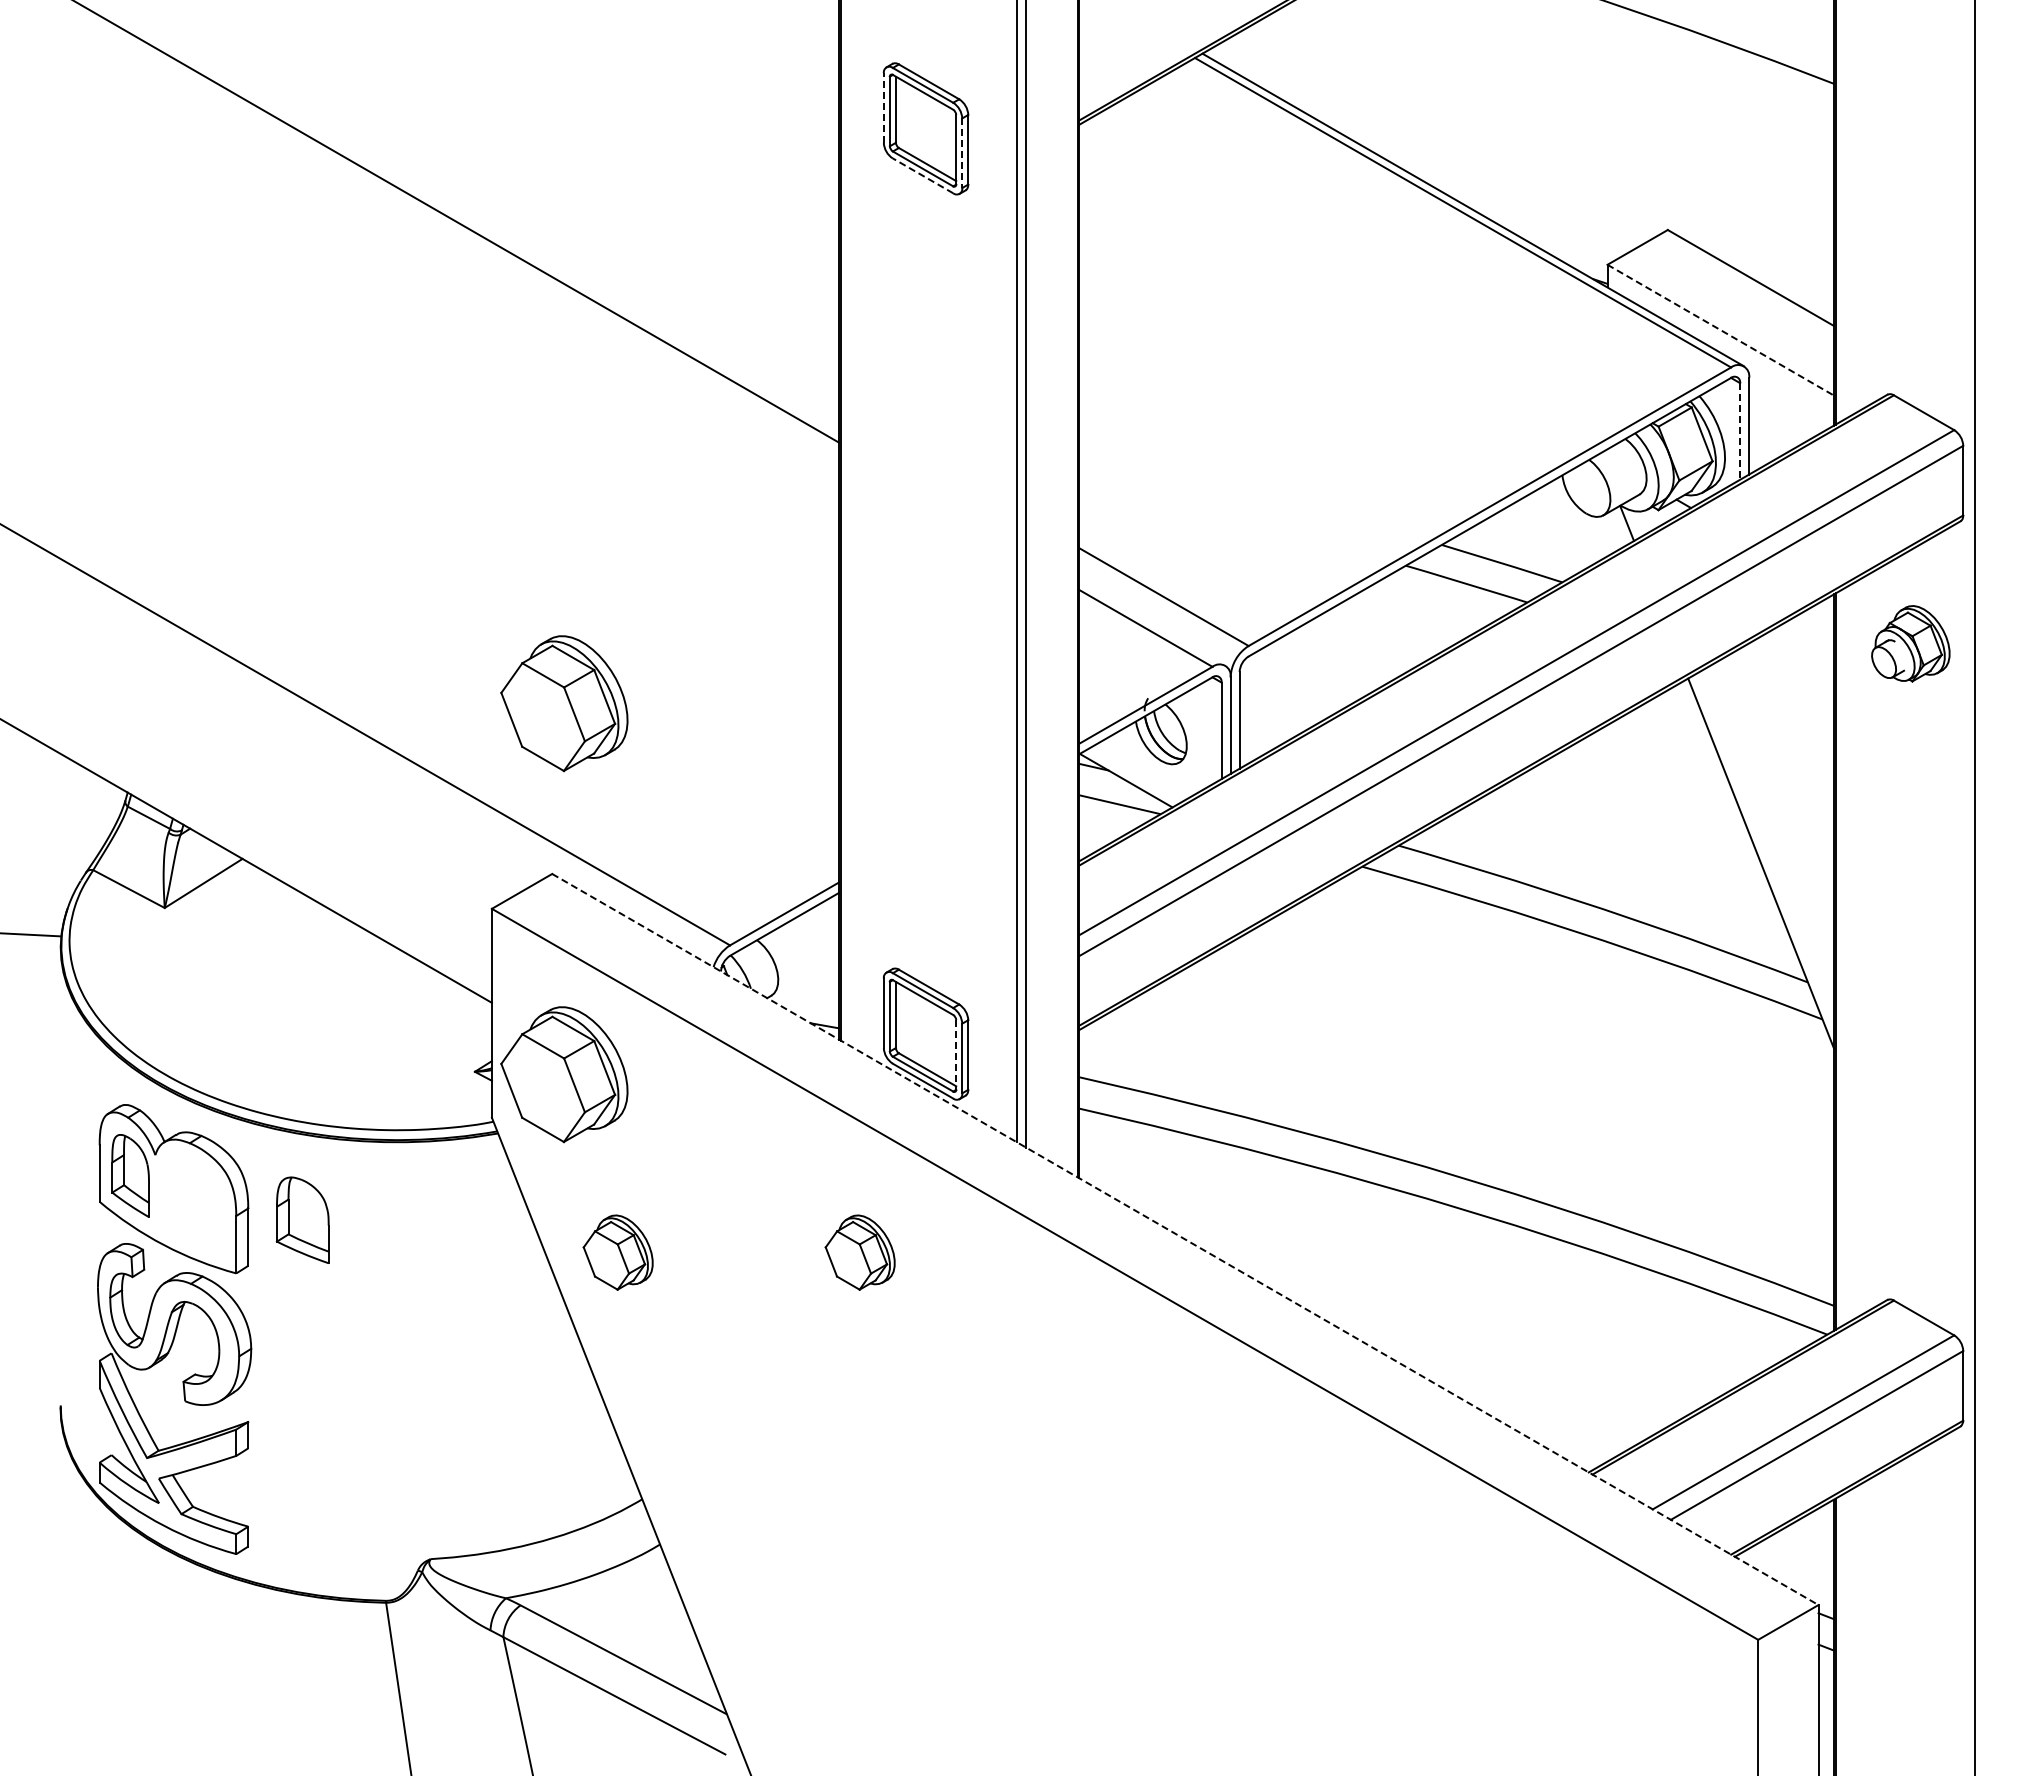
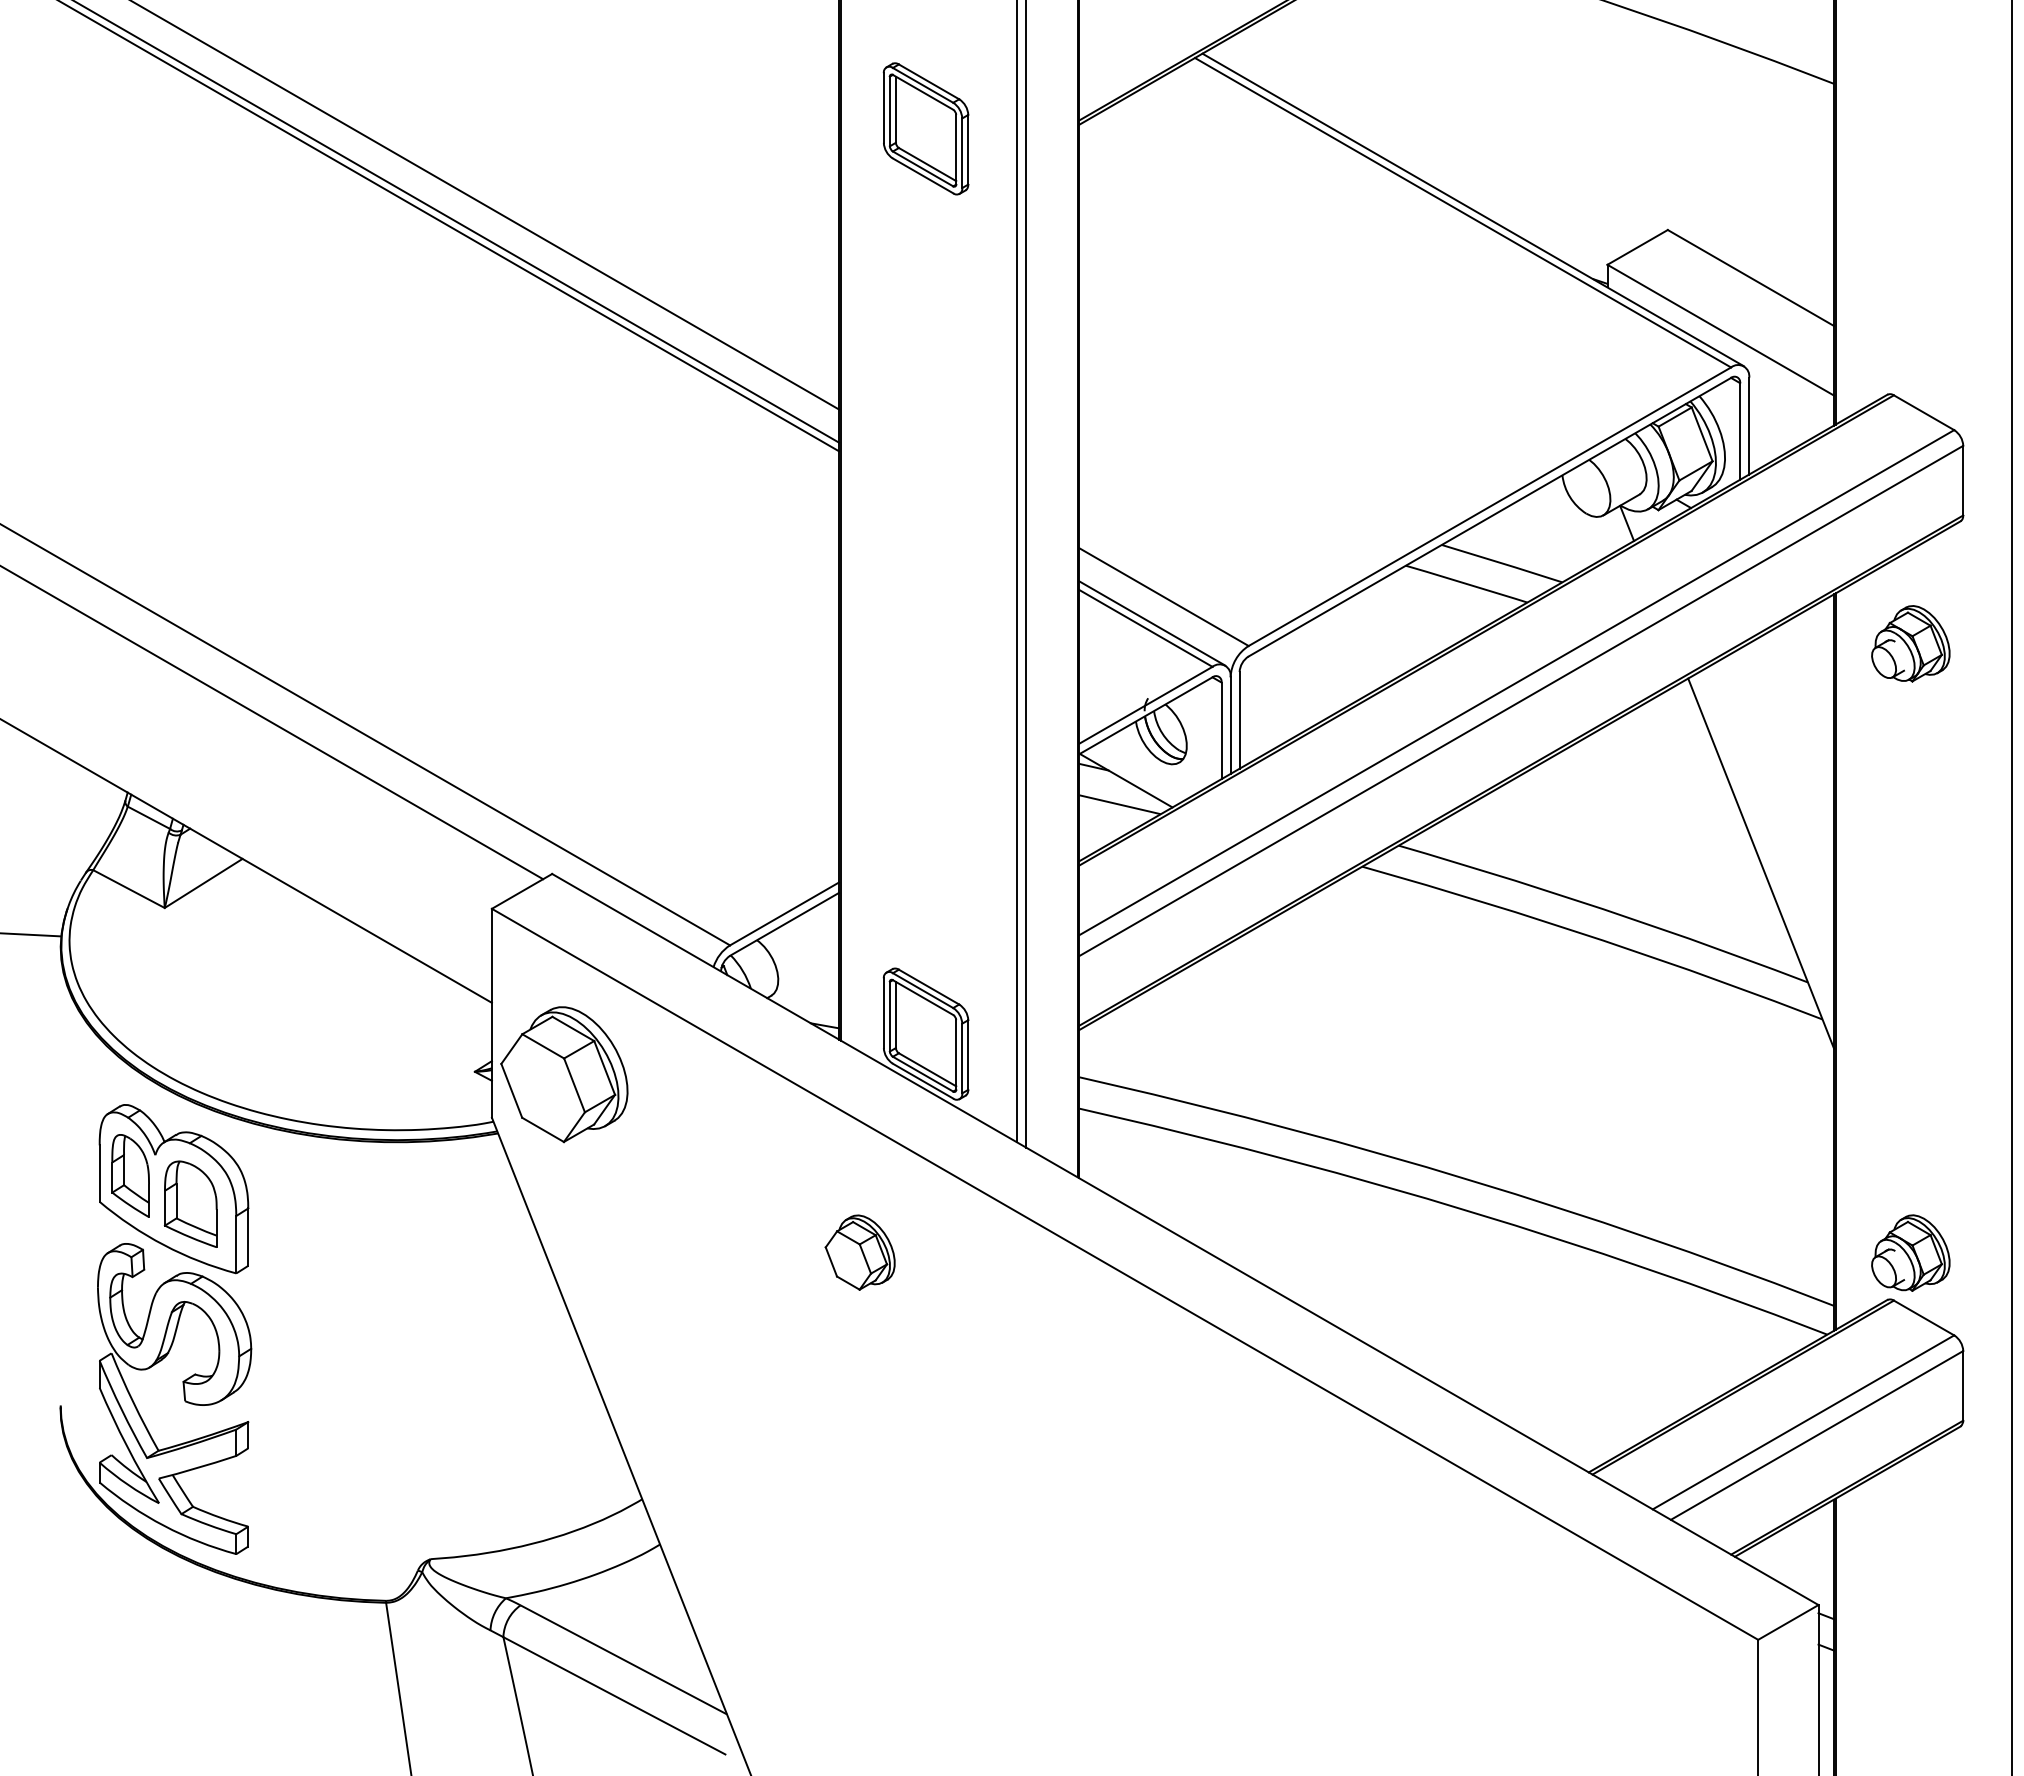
line: dashed -> solid (883, 108)
line: dashed -> solid (962, 153)
line: dashed -> solid (923, 175)
line: none -> present (486, 205)
line: none -> present (450, 226)
line: dashed -> solid (1720, 330)
line: dashed -> solid (1740, 431)
line: none -> present (1152, 623)
part: present -> none (564, 703)
line: none -> present (272, 723)
line position: (1975, 887) -> (2012, 887) (2012, 887)
line: dashed -> solid (956, 1055)
part position: (302, 1219) -> (190, 1203) (190, 1203)
line: dashed -> solid (1185, 1239)
part: present -> none (617, 1252)
part: none -> present (1910, 1252)
